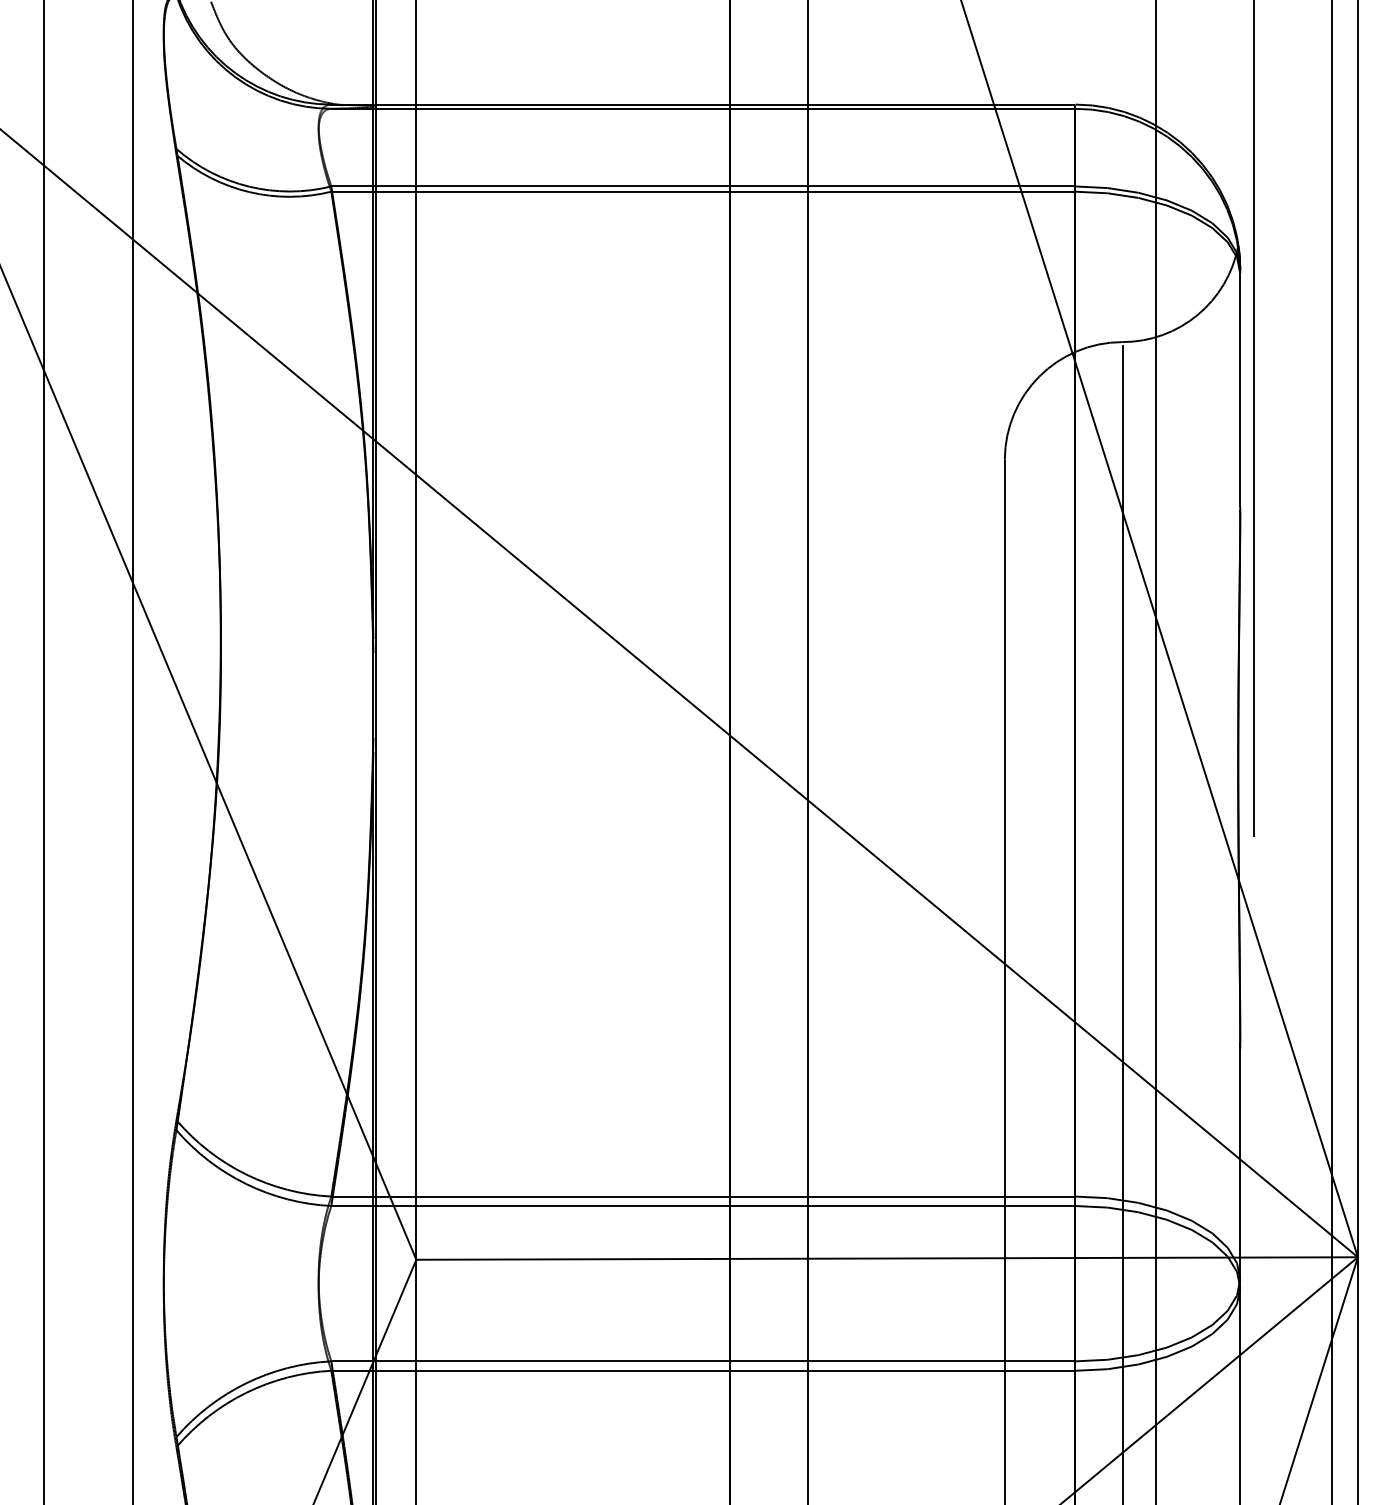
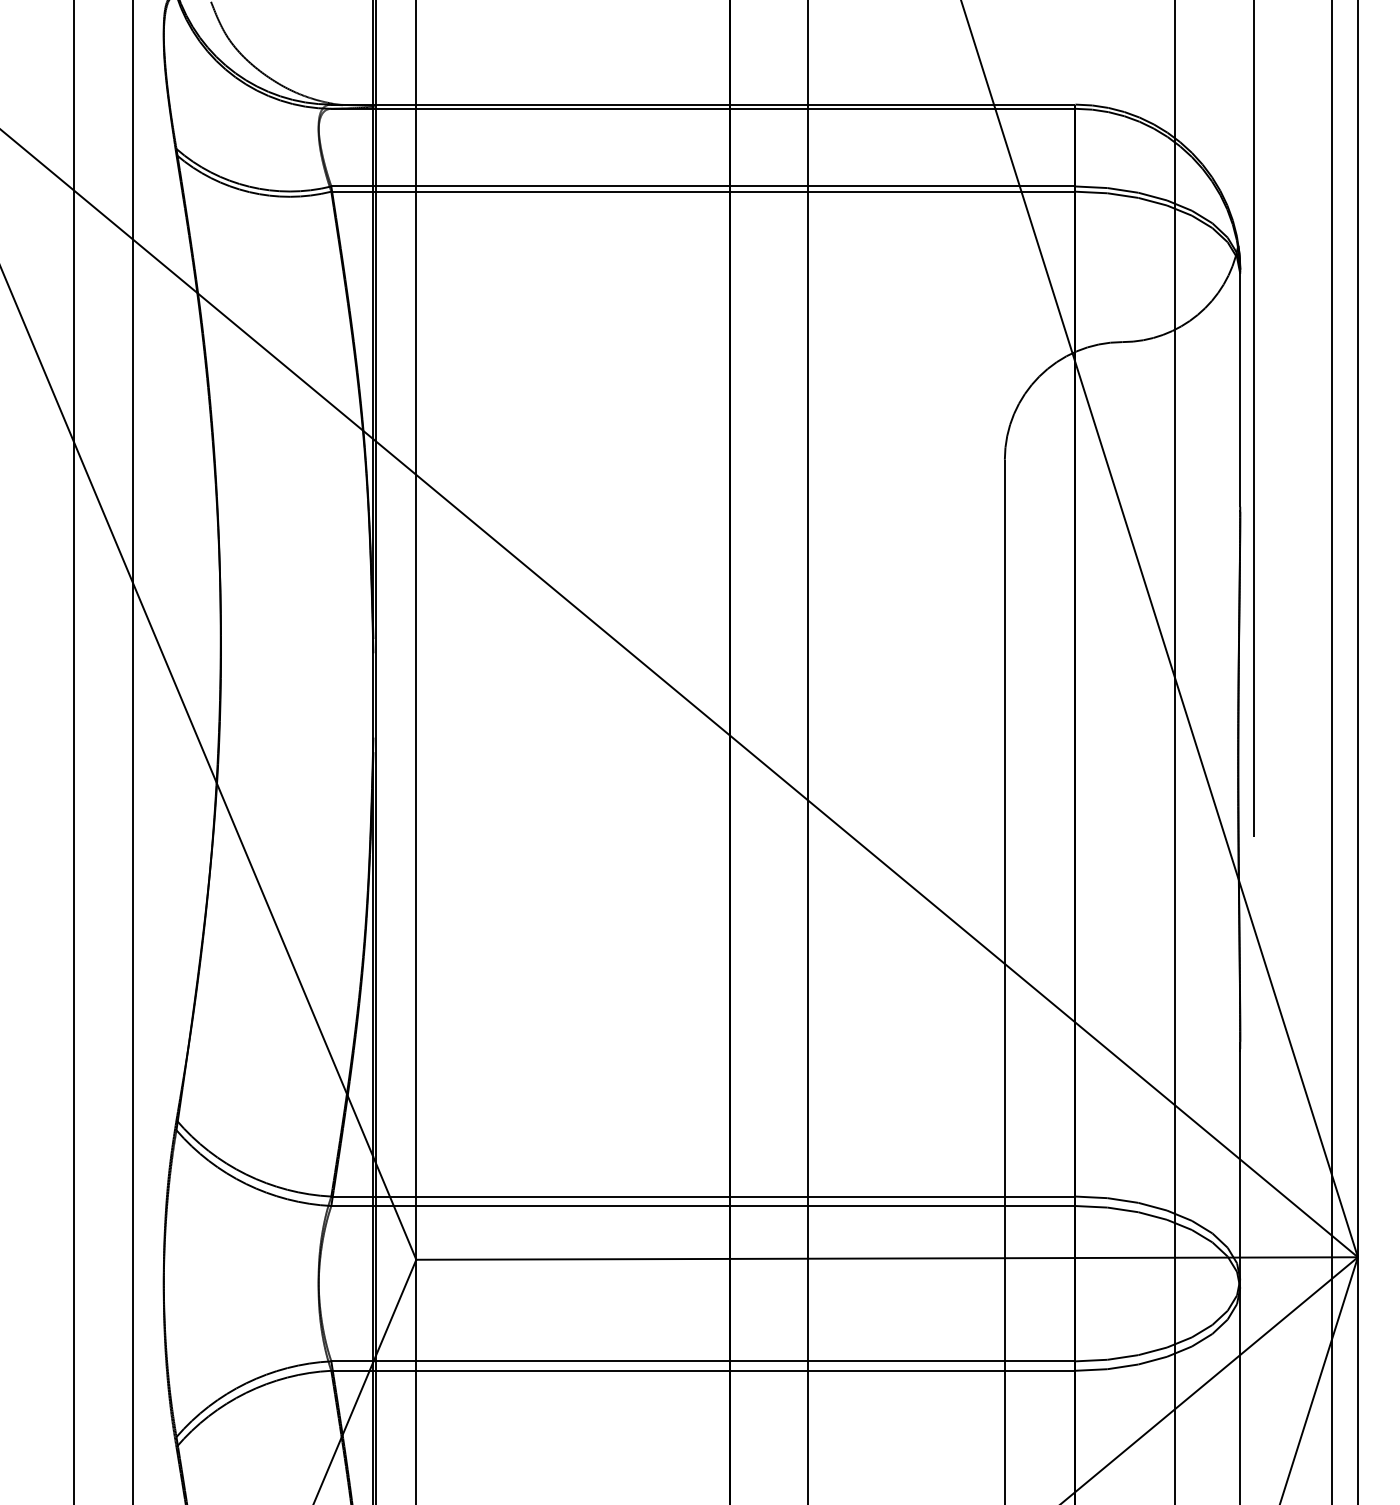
line position: (44, 751) -> (74, 751) (74, 751)
line position: (1156, 751) -> (1175, 751) (1175, 751)
line: present -> none (1122, 922)
